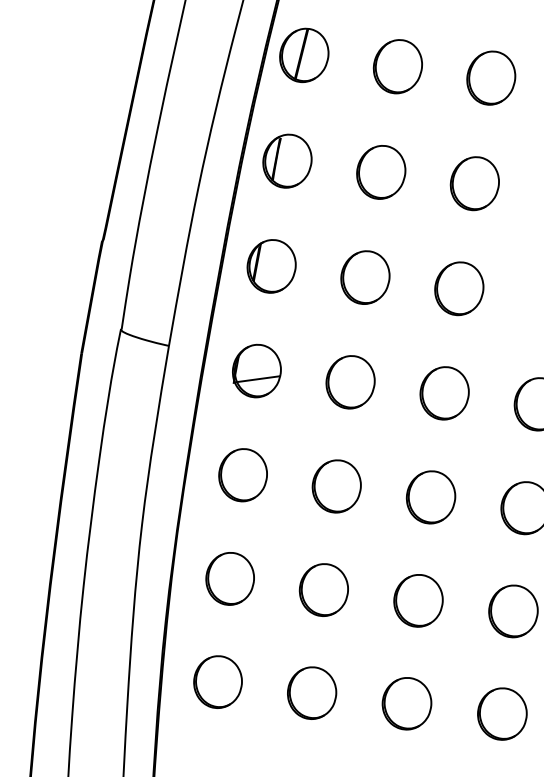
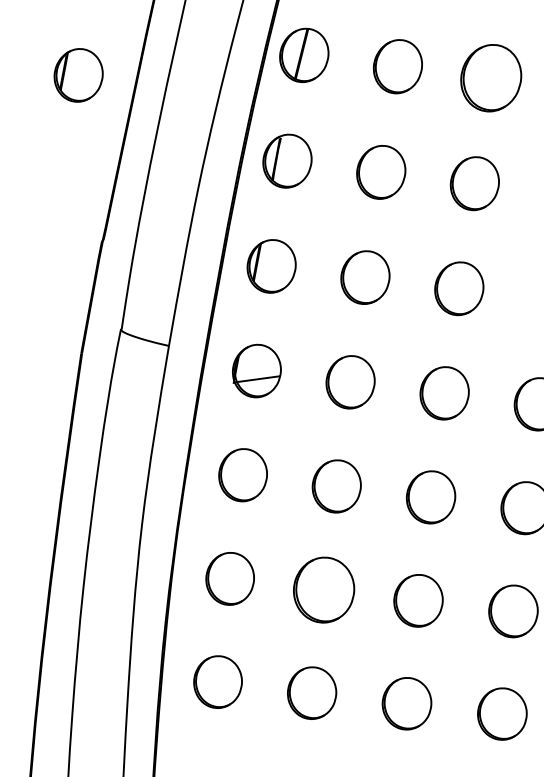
part: none -> present (78, 75)
part size: 51x56 px -> 63x69 px (491, 78)
part size: 51x54 px -> 63x68 px (324, 589)
